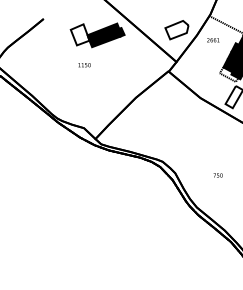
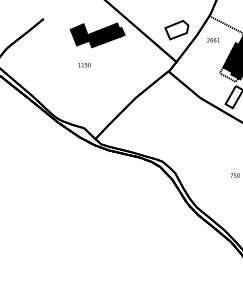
fill: none -> present (79, 34)
text position: (217, 175) -> (234, 175) (234, 175)
